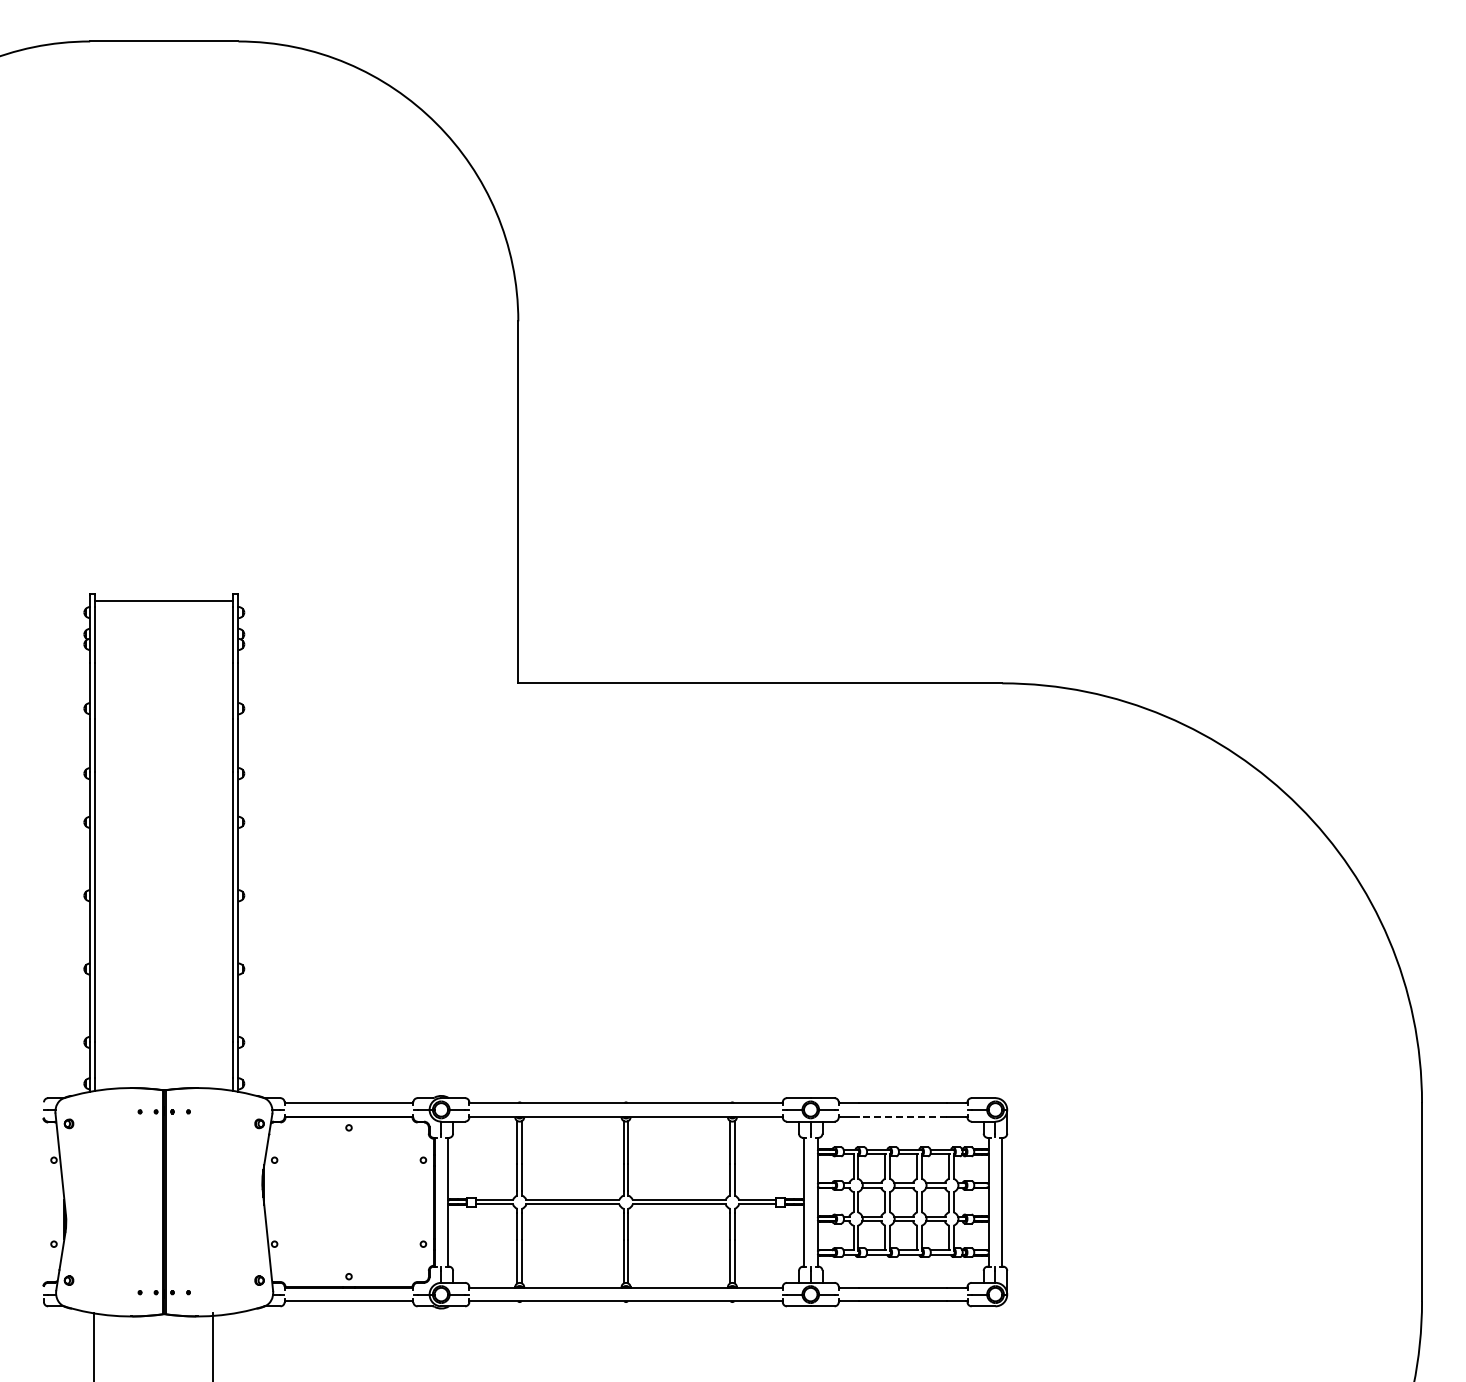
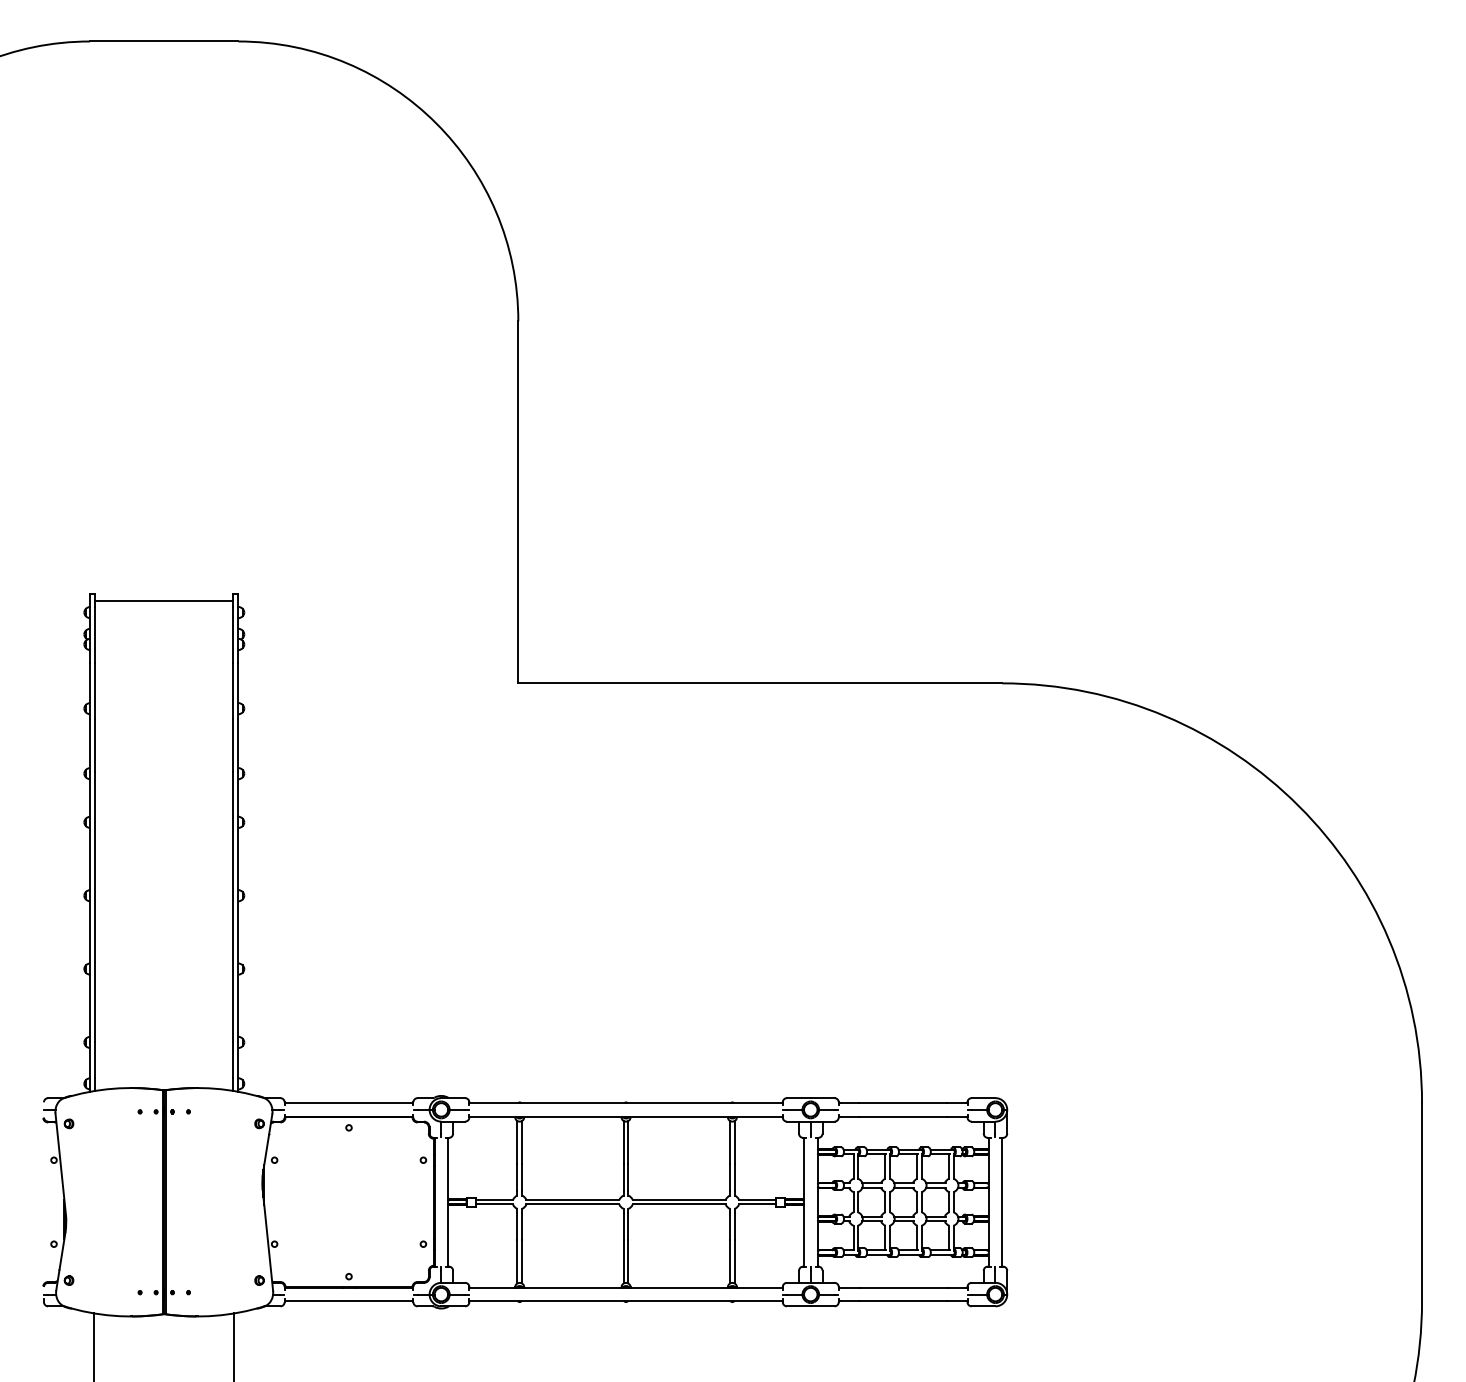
line: dashed -> solid (902, 1116)
line position: (213, 1345) -> (234, 1345) (234, 1345)
